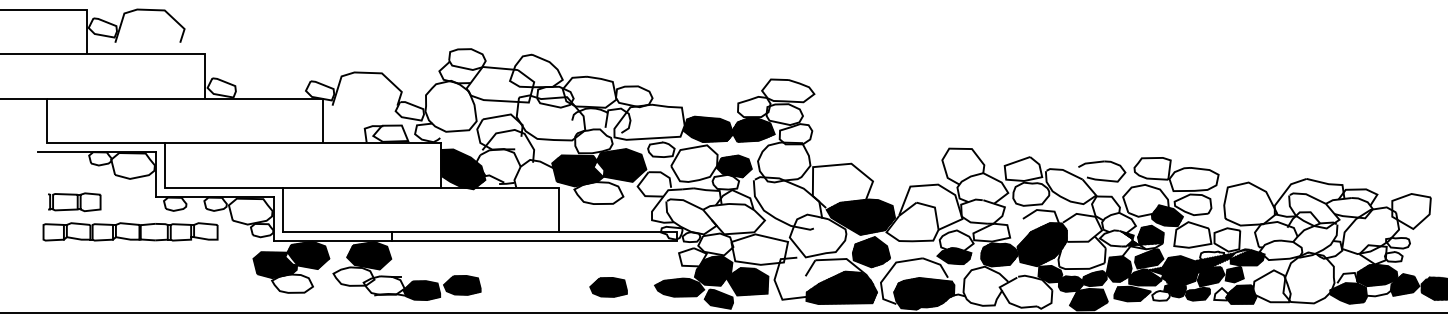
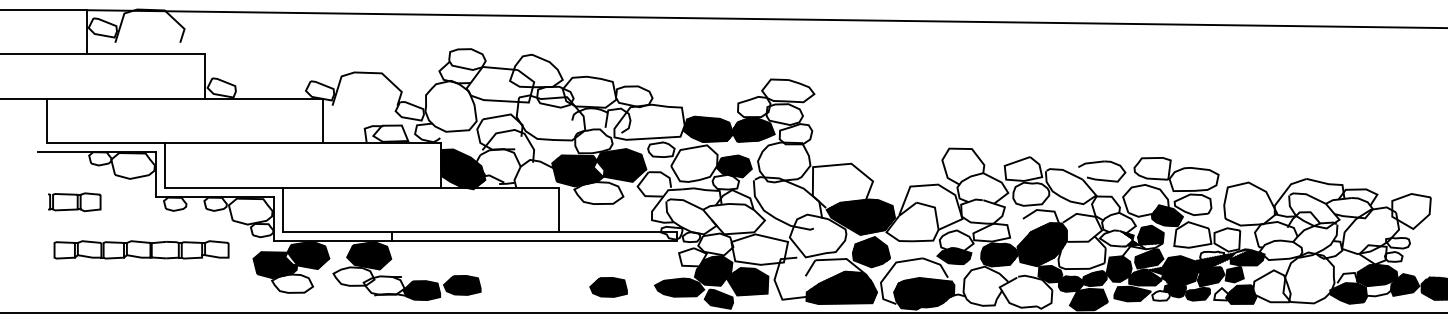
line: none -> present (765, 19)
part position: (130, 231) -> (141, 249) (141, 249)
